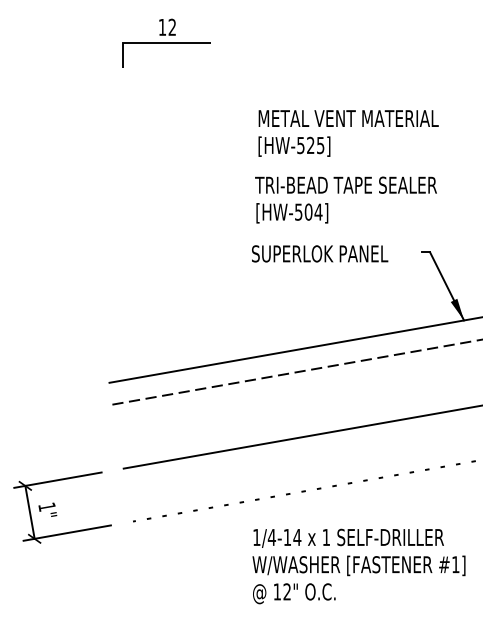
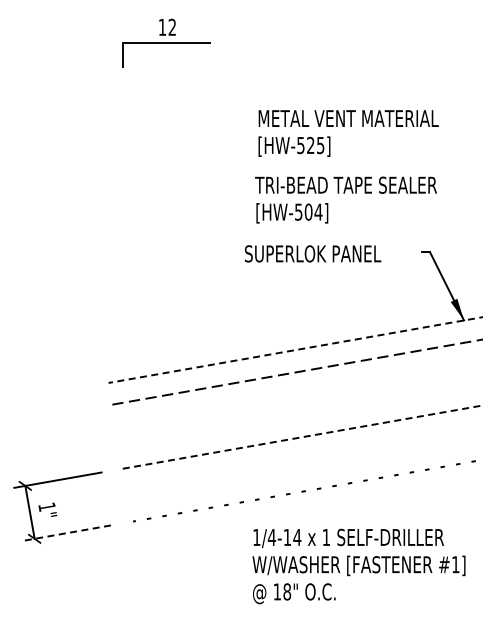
text position: (320, 253) -> (313, 253) (313, 253)
line: solid -> dashed (475, 318)
line: solid -> dashed (66, 533)
text: 12" -> 18" (287, 591)
